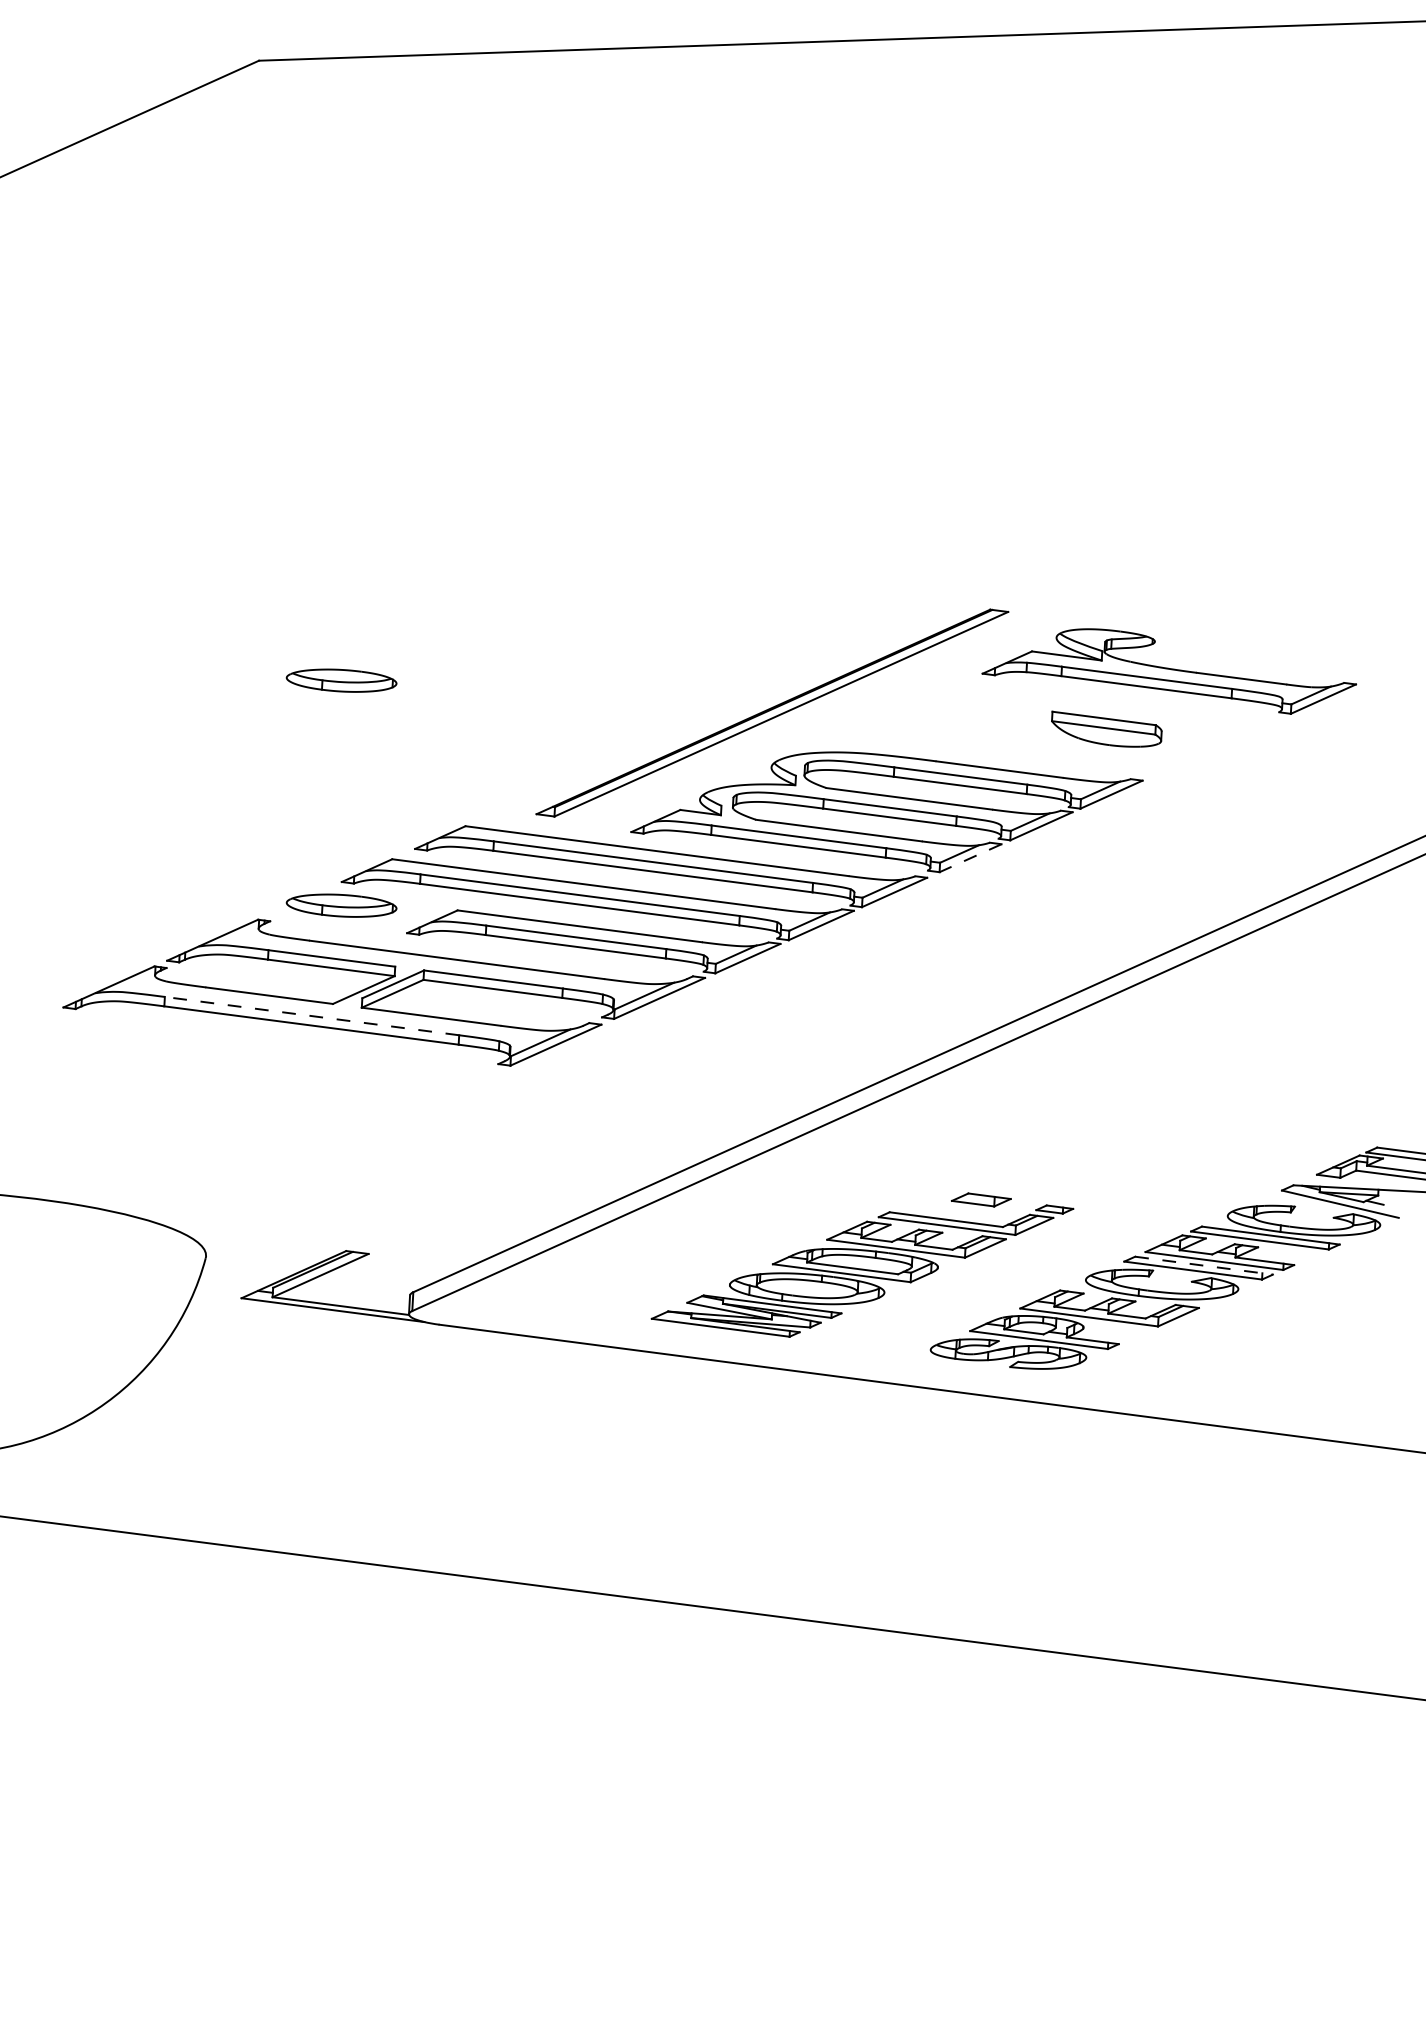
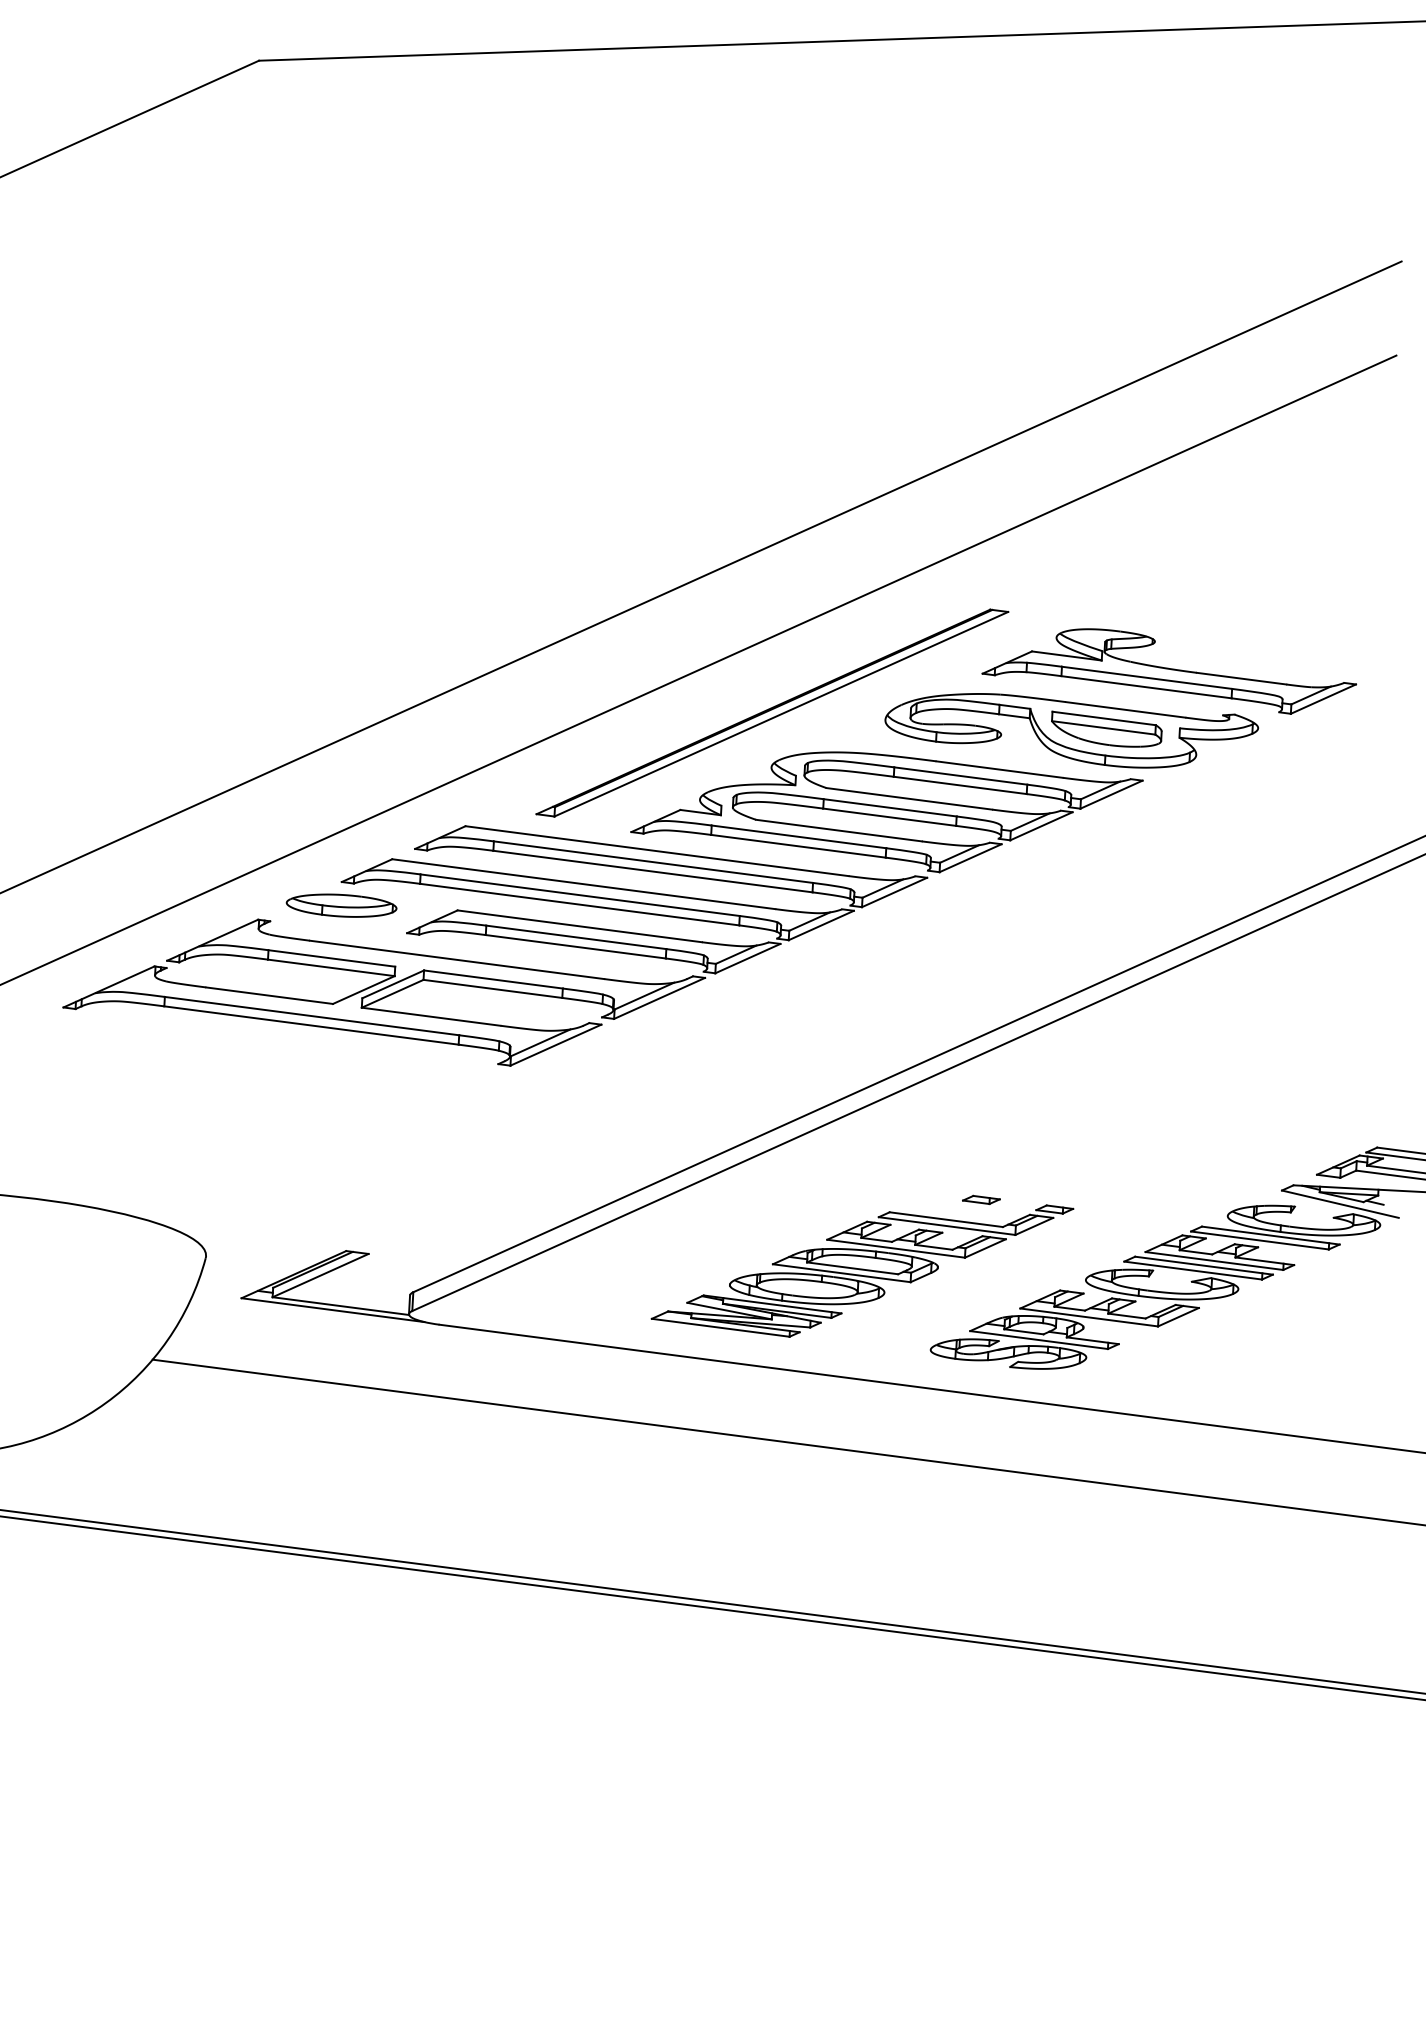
line: none -> present (701, 576)
line: none -> present (699, 669)
part: present -> none (341, 680)
part: none -> present (1071, 730)
line: dashed -> solid (970, 858)
line: dashed -> solid (311, 1016)
part size: 62x16 px -> 39x12 px (981, 1199)
line: dashed -> solid (1204, 1265)
line: none -> present (787, 1441)
line: none -> present (712, 1601)
